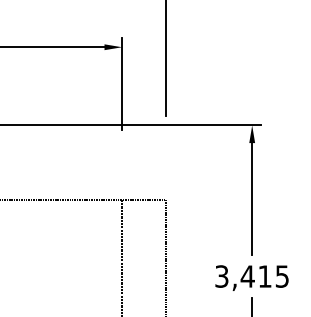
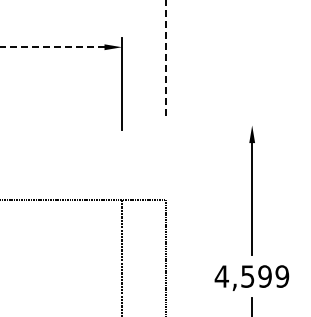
line: solid -> dashed (52, 47)
line: solid -> dashed (166, 57)
line: present -> none (131, 125)
text: 3,415 -> 4,599 (251, 276)
